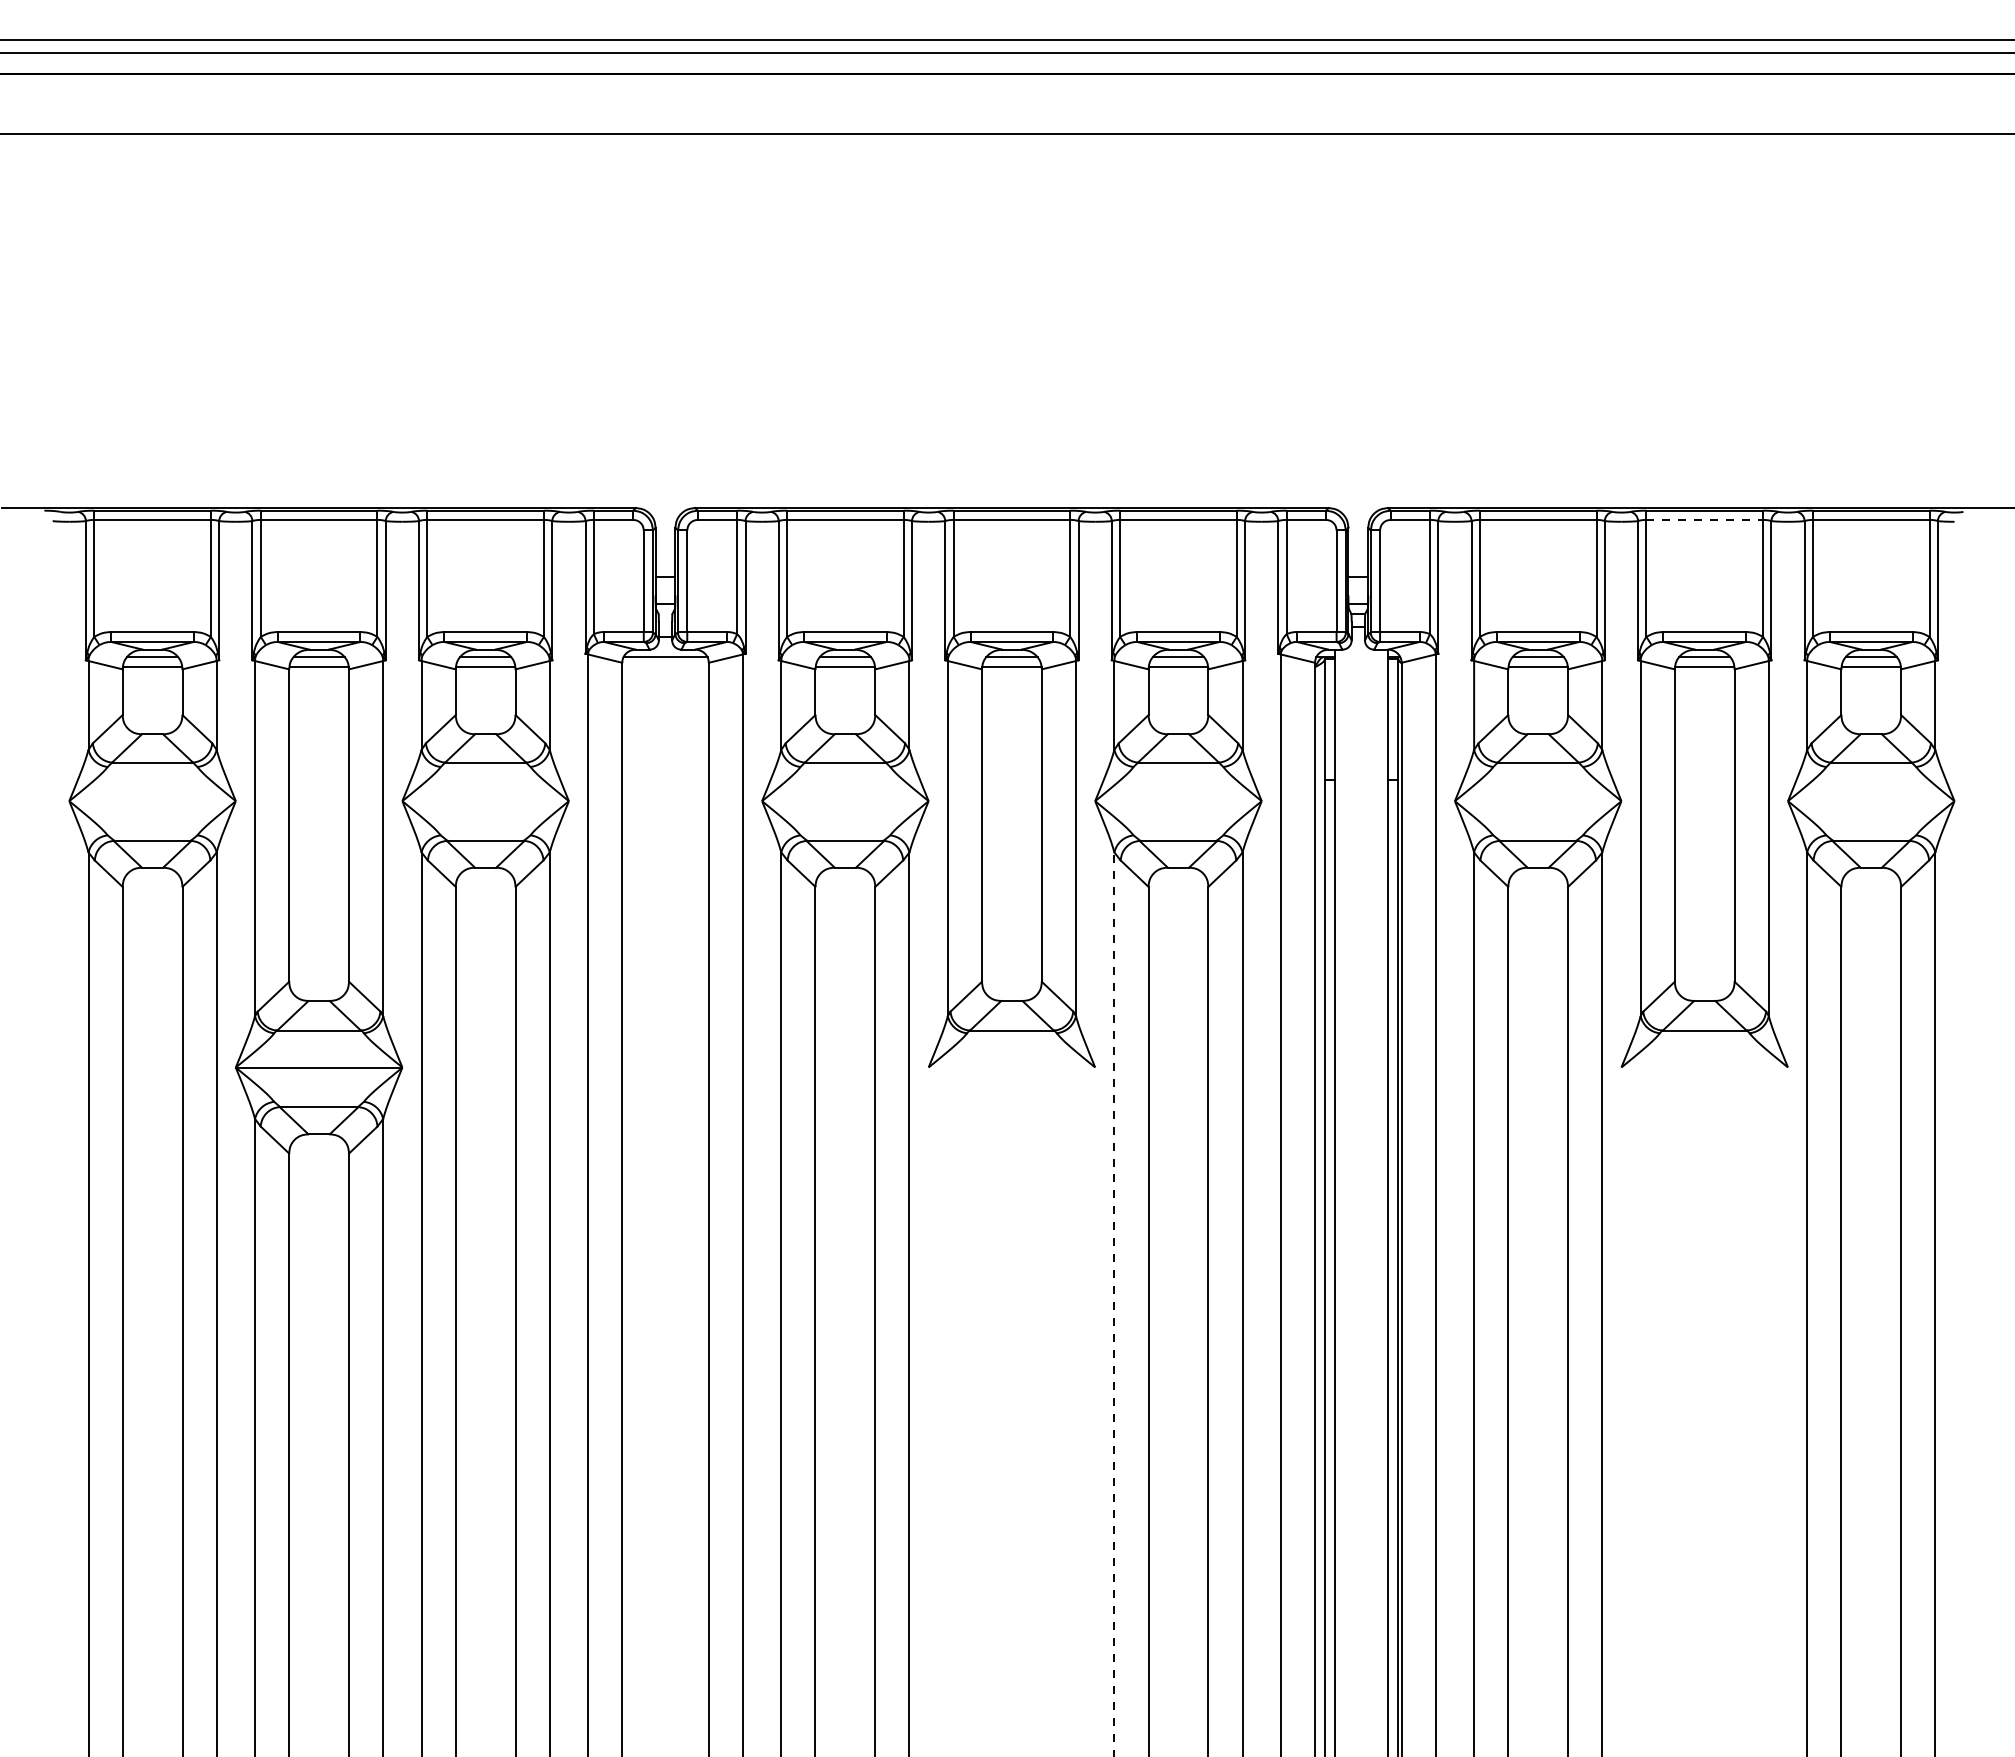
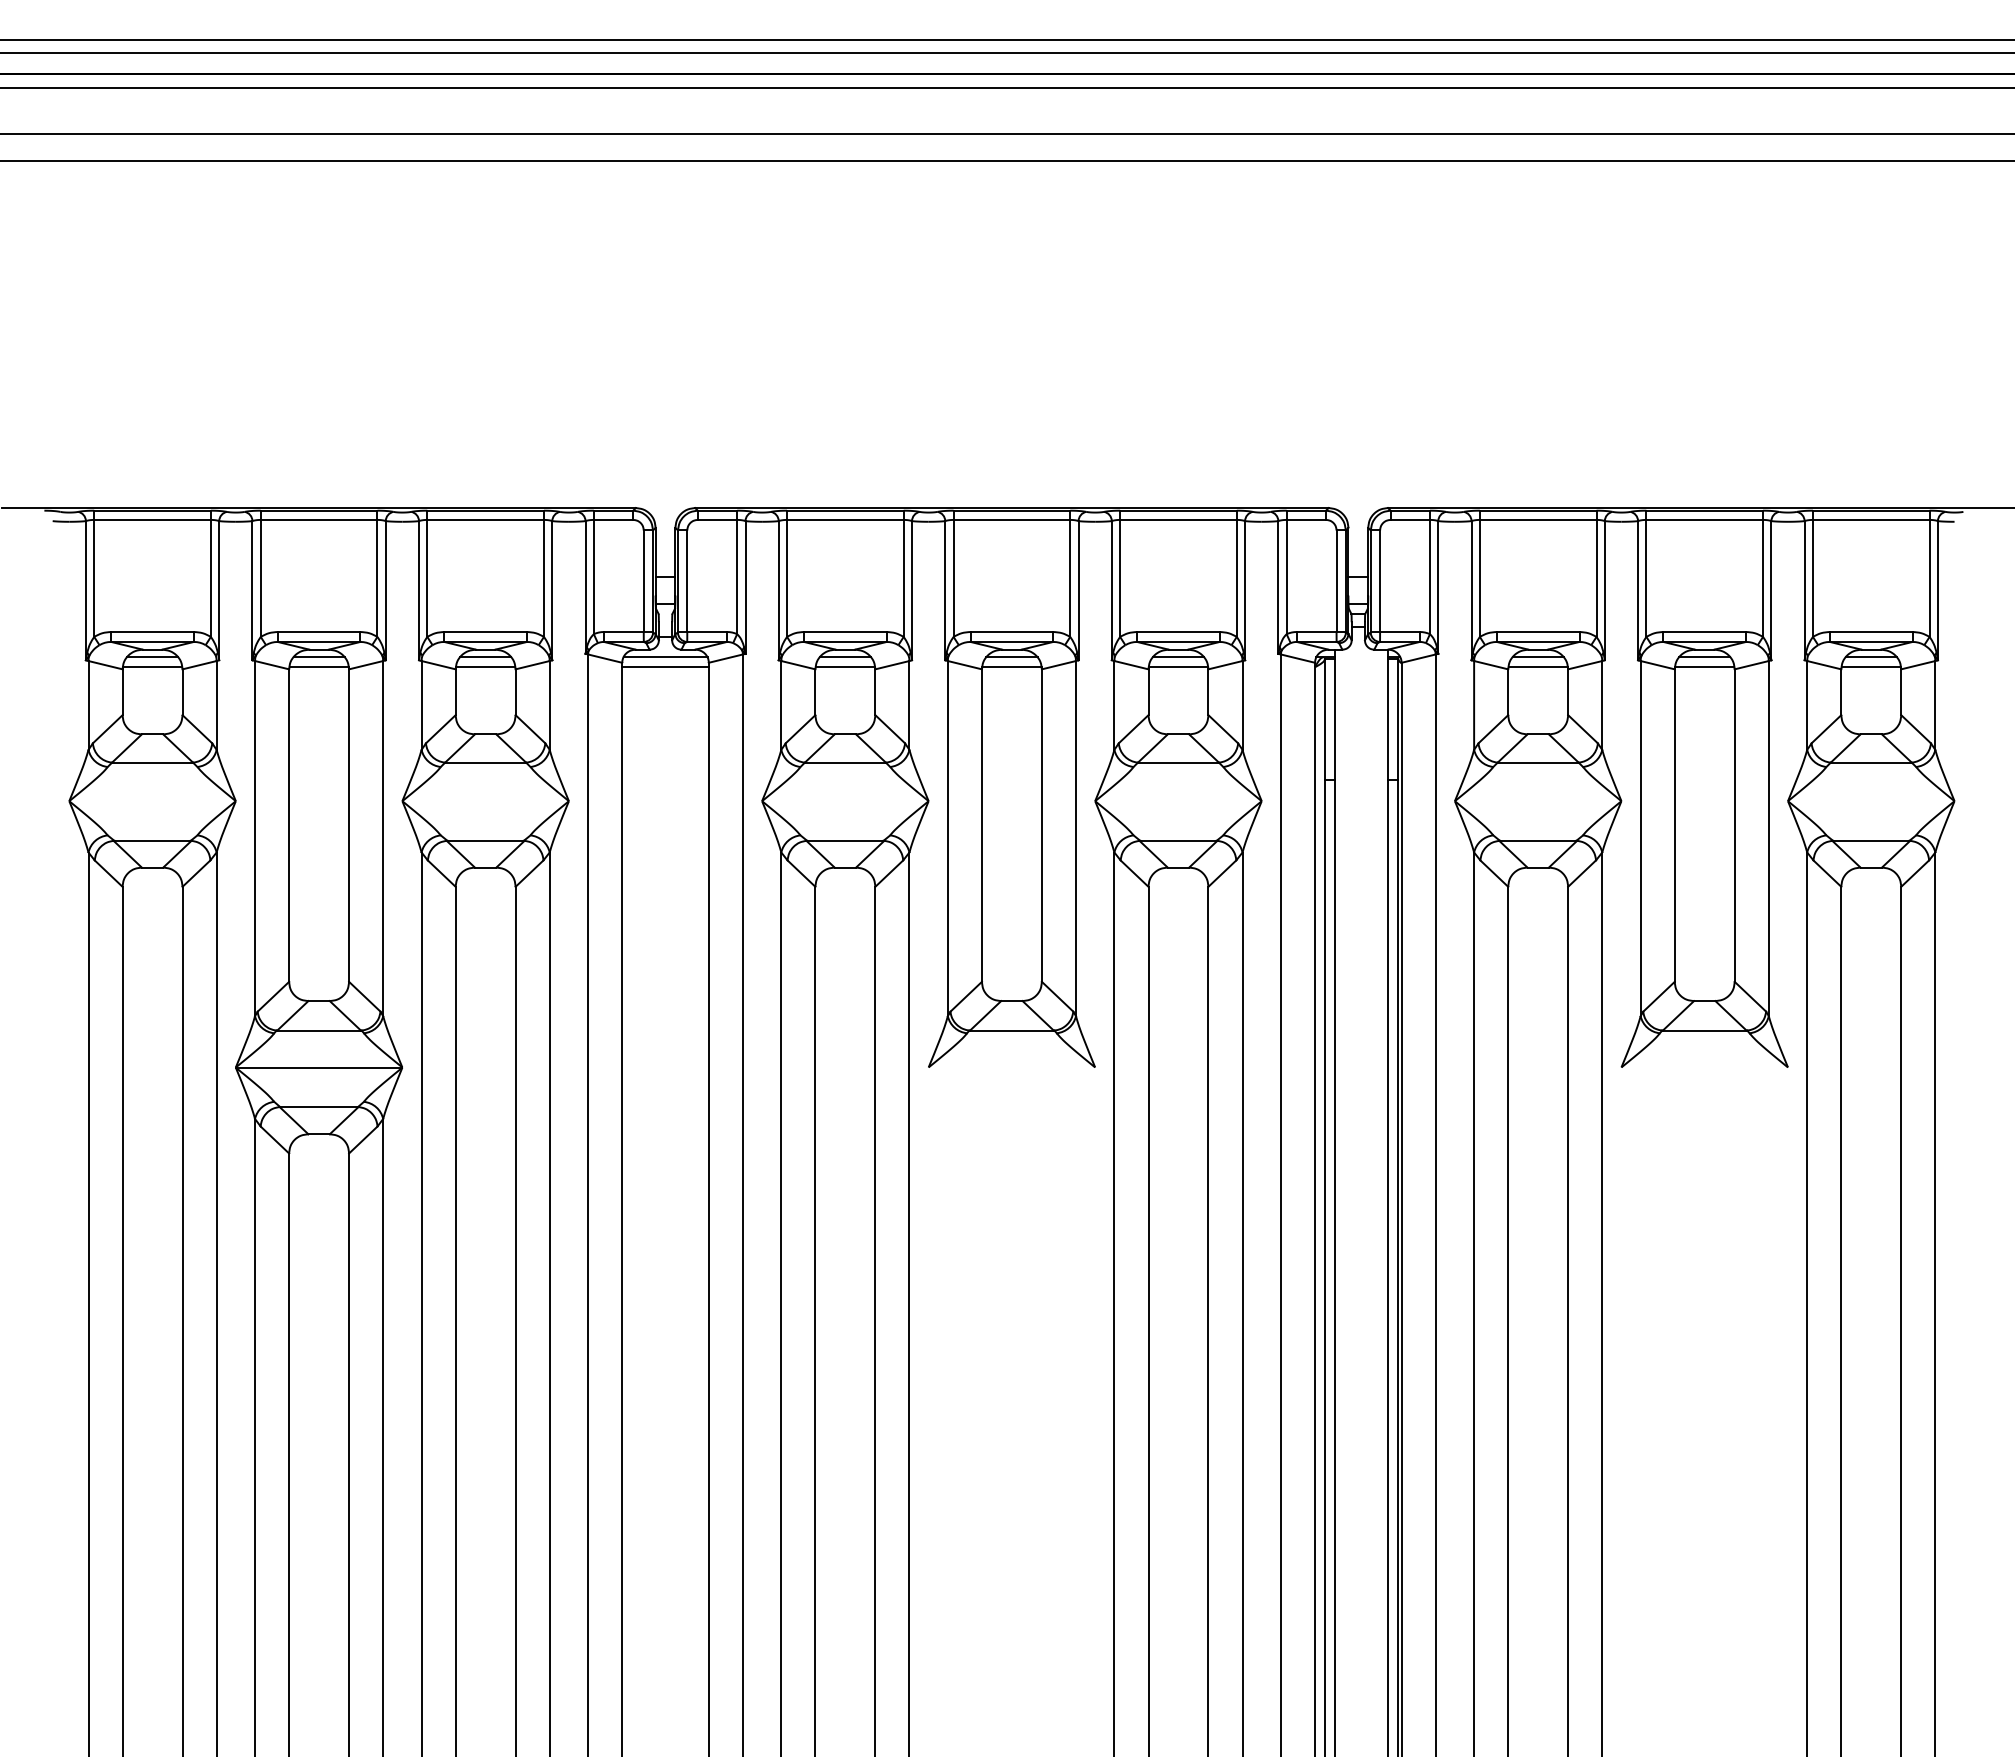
line: none -> present (1006, 87)
line: none -> present (1006, 160)
line: dashed -> solid (1705, 519)
line: none -> present (665, 667)
line: dashed -> solid (1114, 1304)
